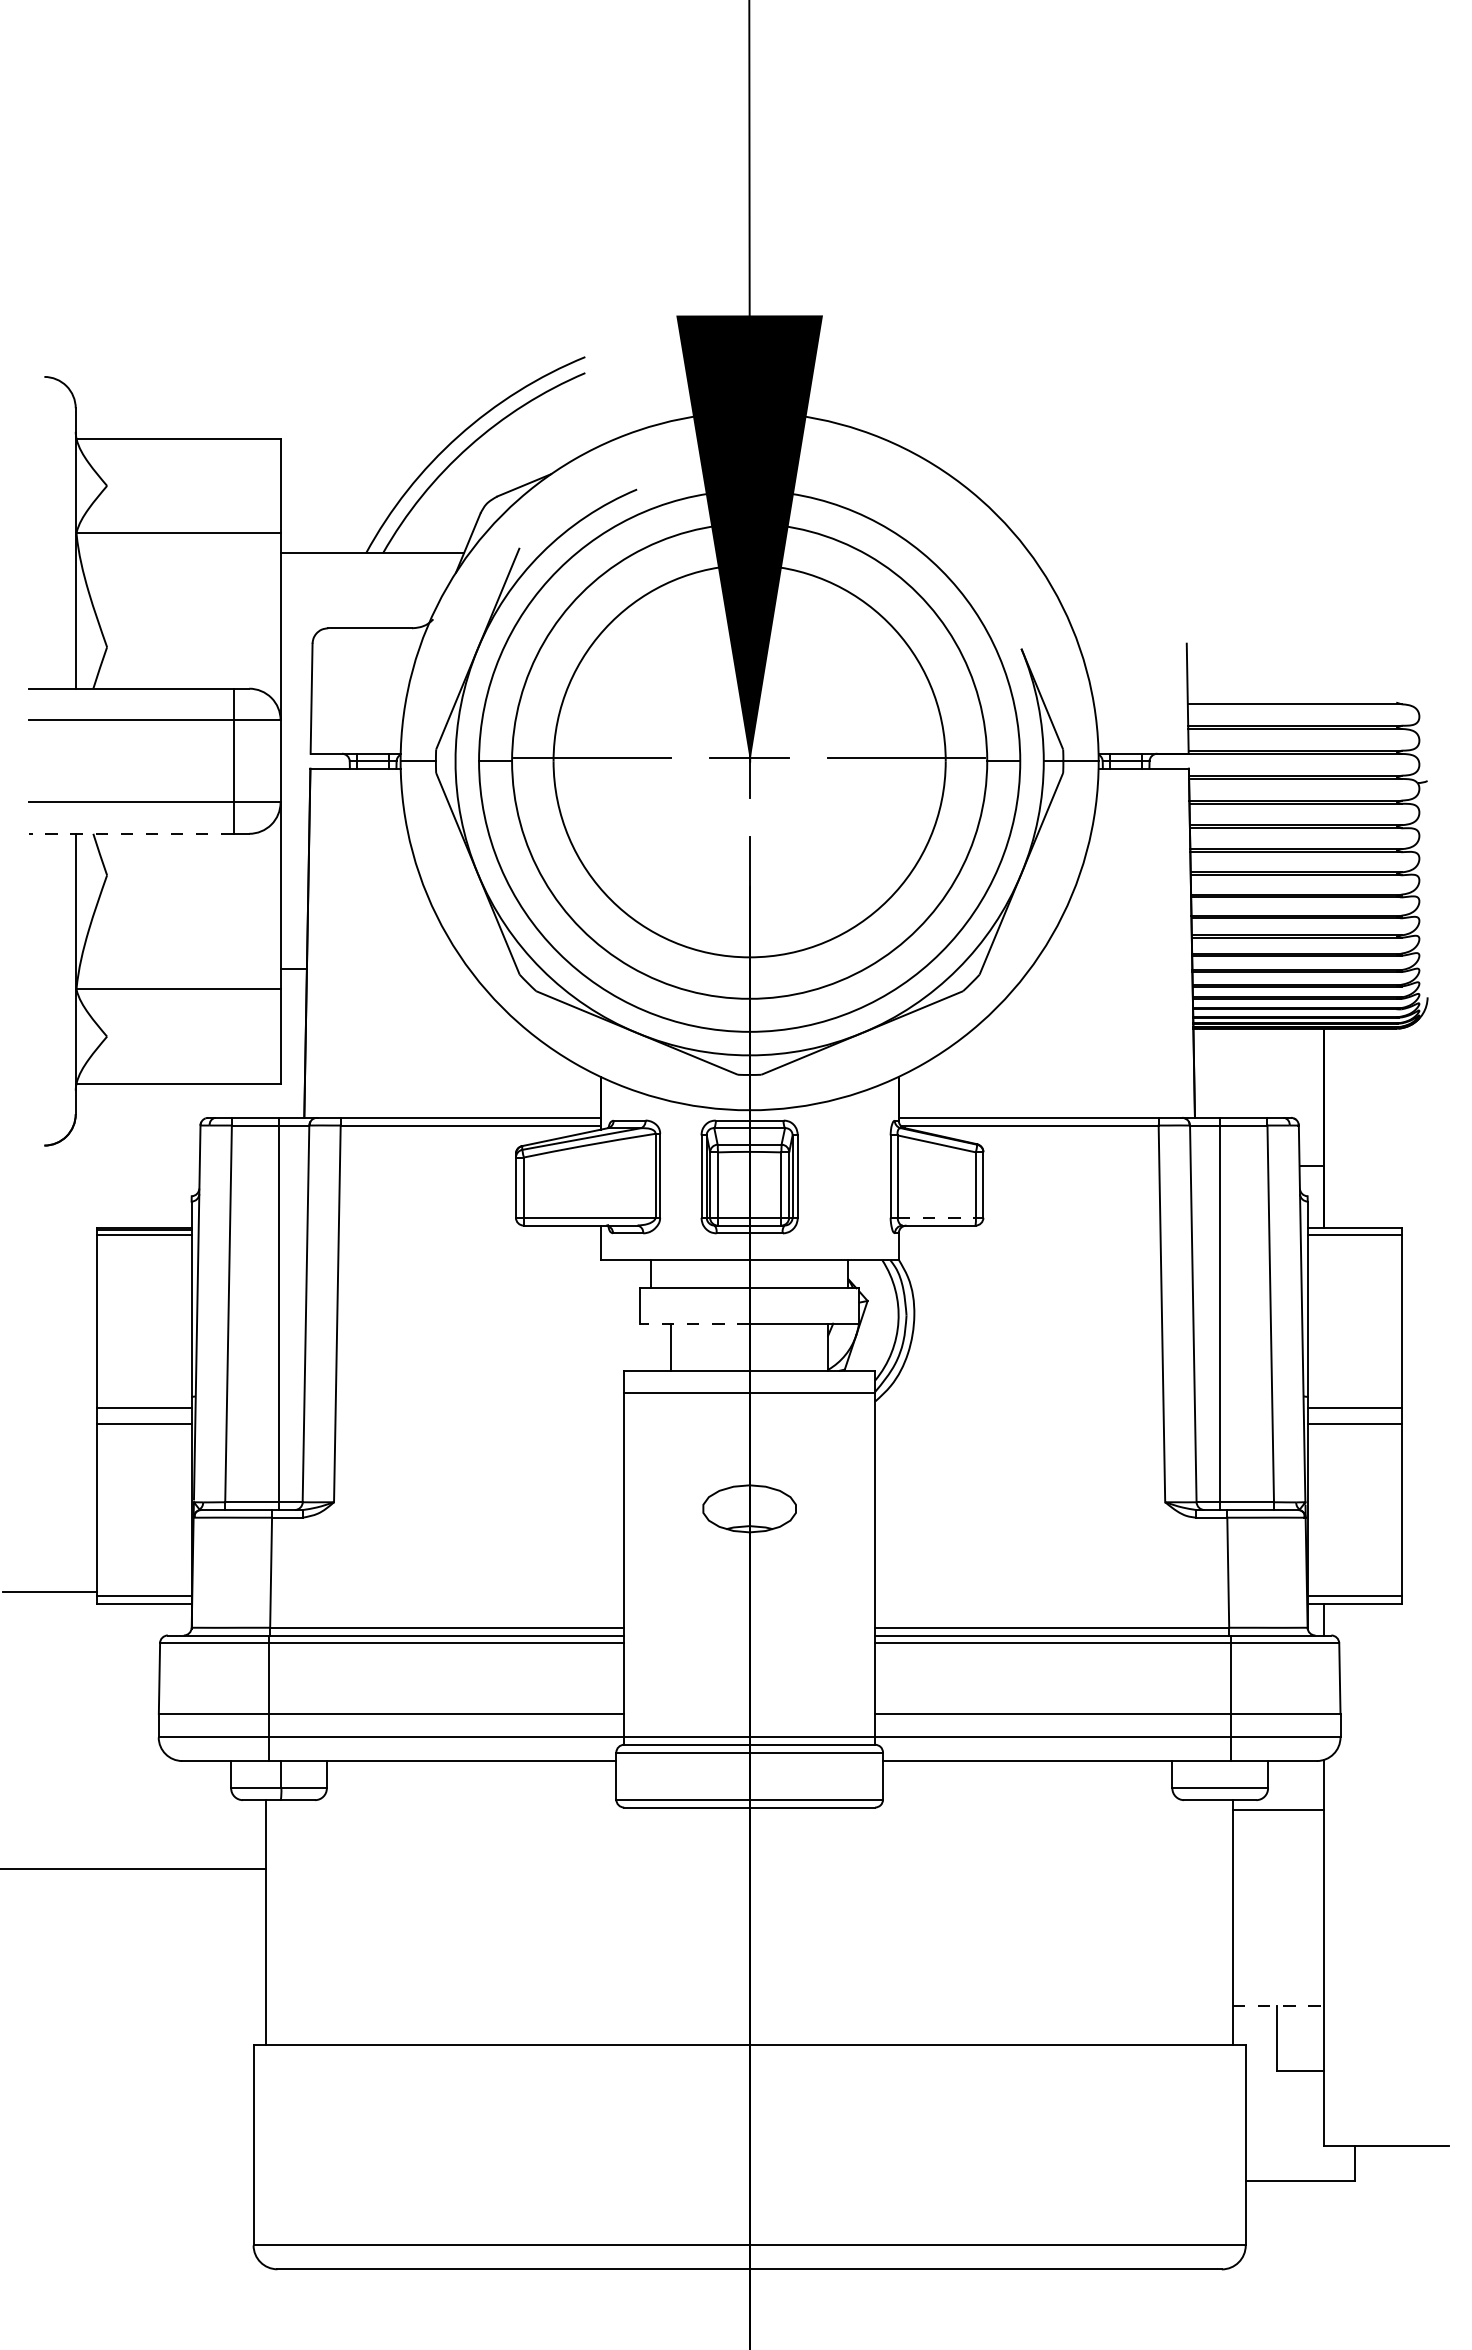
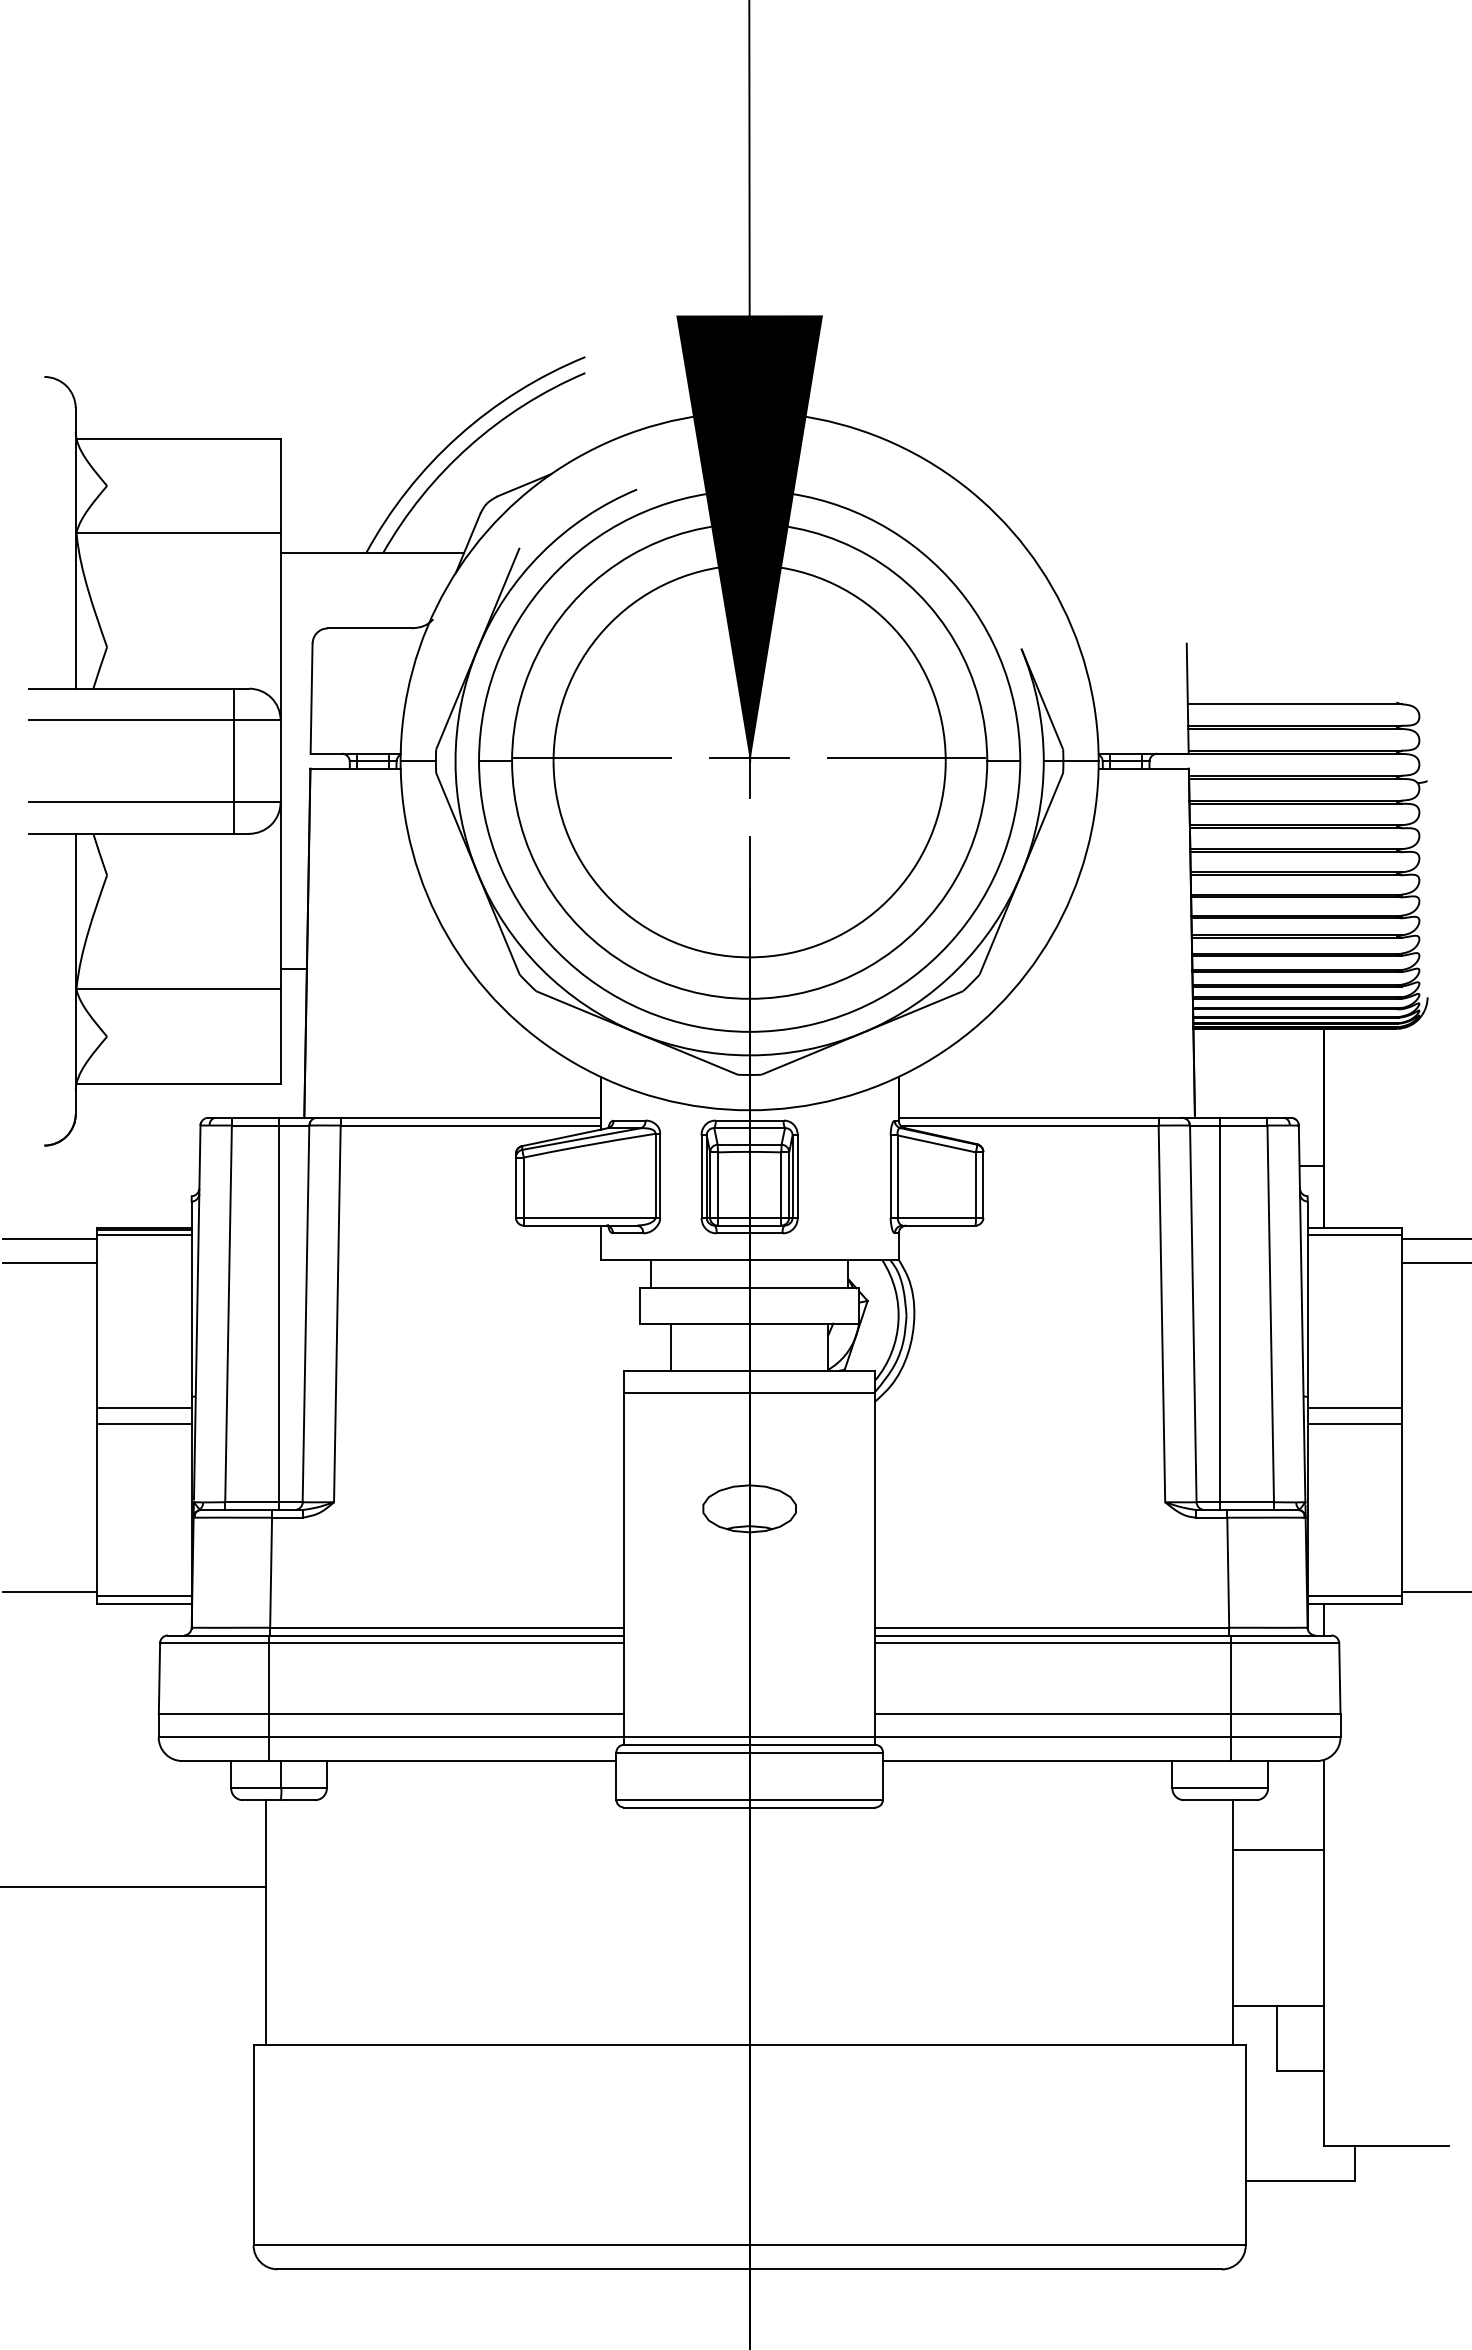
line: dashed -> solid (130, 833)
line: dashed -> solid (937, 1217)
line: none -> present (50, 1239)
line: none -> present (1434, 1239)
line: none -> present (50, 1263)
line: none -> present (1434, 1263)
line: dashed -> solid (694, 1323)
line: none -> present (1434, 1592)
line position: (1277, 1809) -> (1277, 1849) (1277, 1849)
line position: (134, 1868) -> (134, 1886) (134, 1886)
line: dashed -> solid (1278, 2006)
